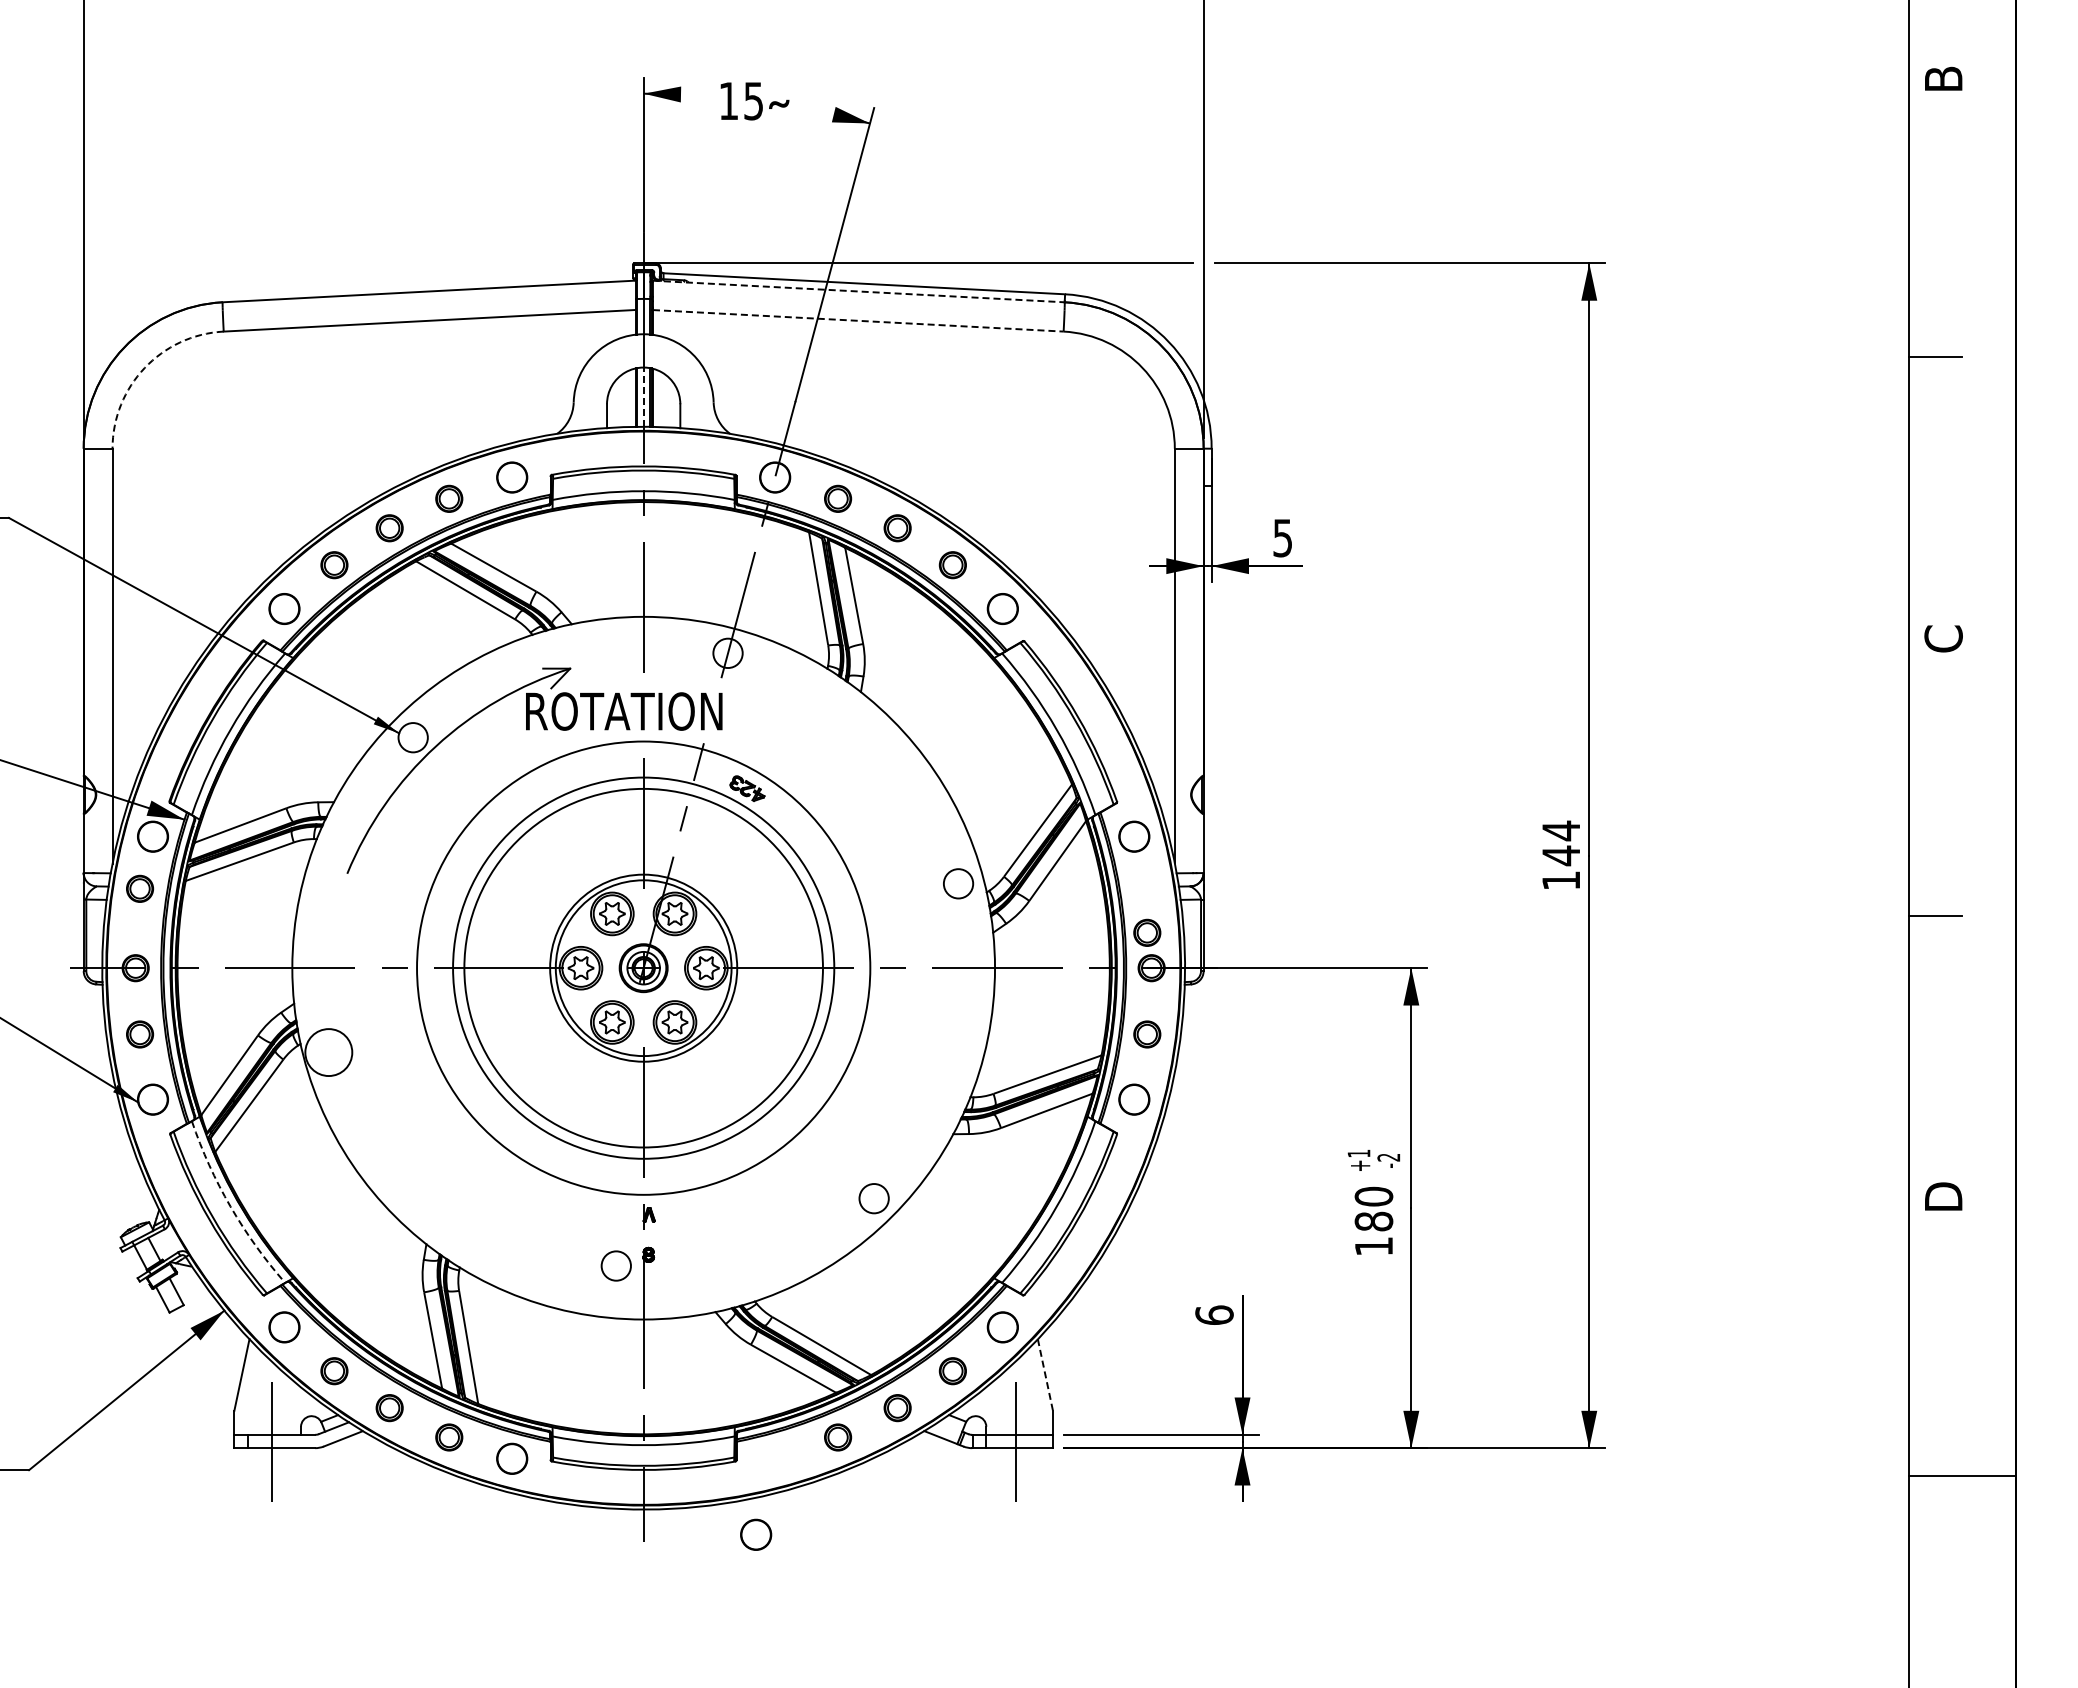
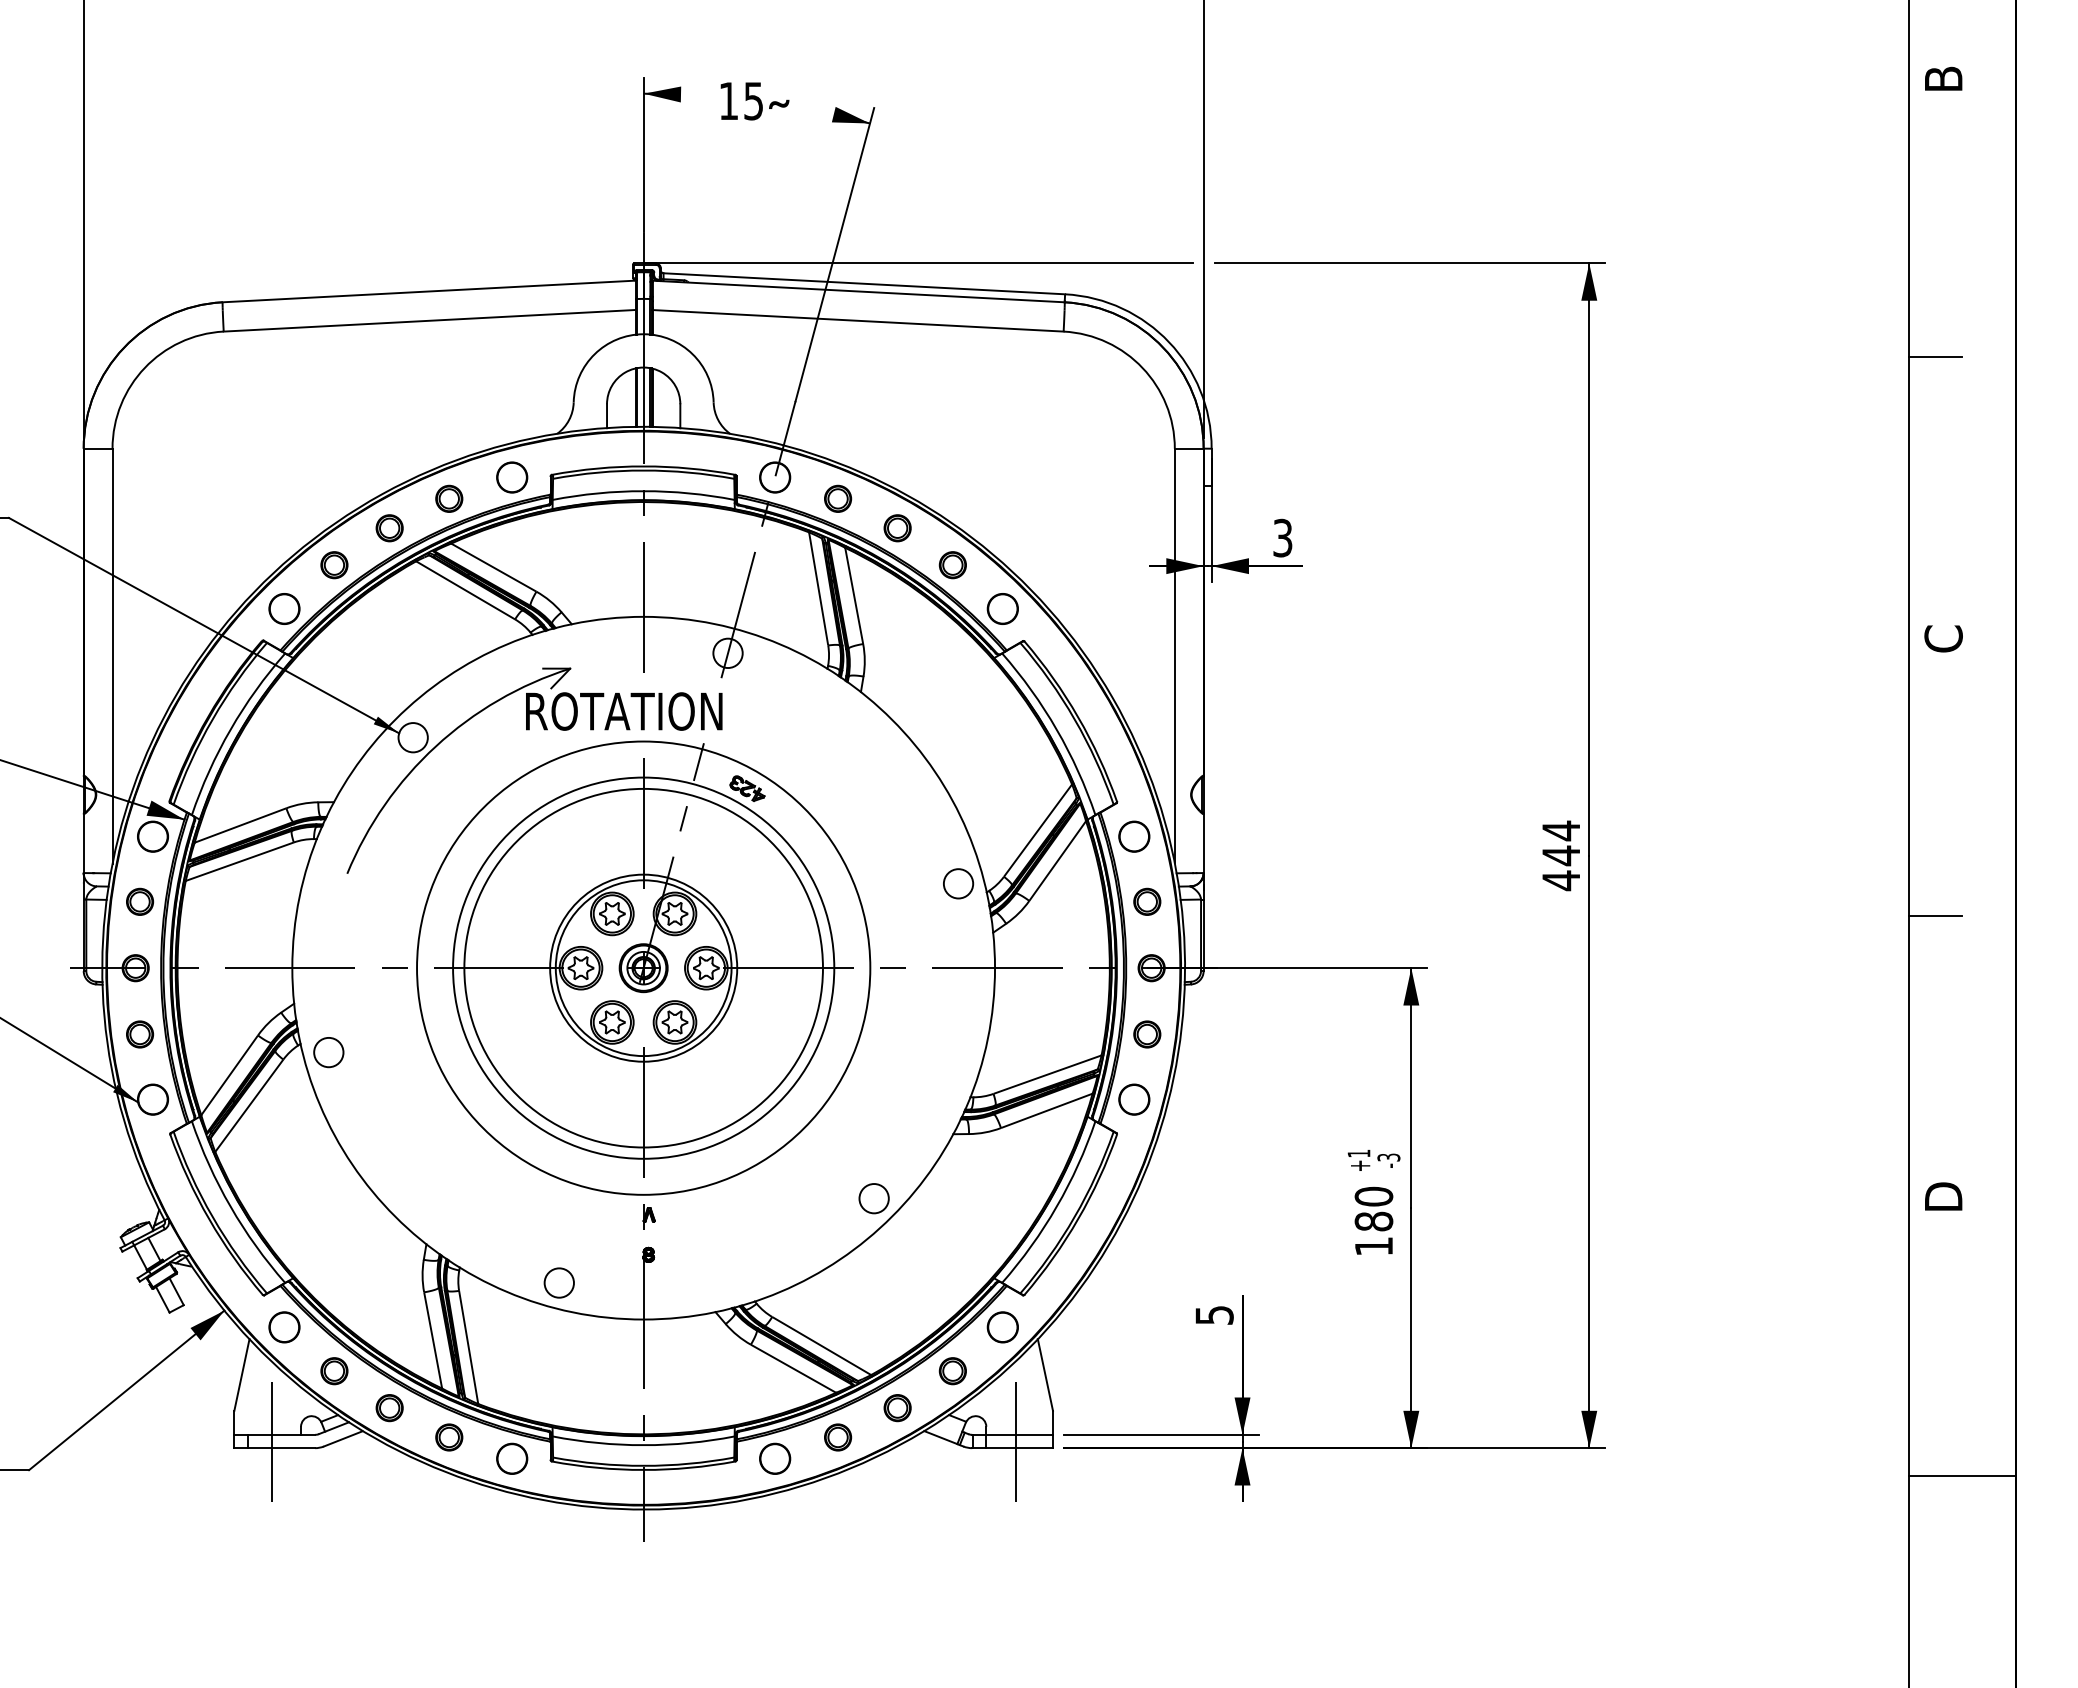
line: dashed -> solid (859, 291)
line: dashed -> solid (858, 320)
arc: dashed -> solid (144, 368)
line: dashed -> solid (643, 397)
text: 5 -> 3 (1283, 537)
text: 144 -> 444 (1560, 880)
part position: (140, 888) -> (140, 901) (140, 901)
part position: (1147, 932) -> (1147, 901) (1147, 901)
circle diameter: 47 px -> 29 px (328, 1052)
text: -2 -> -3 (1388, 1157)
arc: dashed -> solid (230, 1206)
circle position: (615, 1265) -> (558, 1282) (558, 1282)
text: 6 -> 5 (1214, 1314)
line: dashed -> solid (1045, 1375)
circle position: (756, 1534) -> (775, 1458) (775, 1458)
